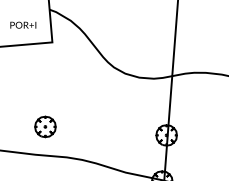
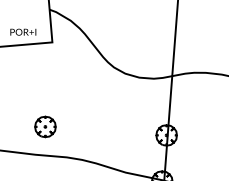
text position: (23, 24) -> (23, 31) (23, 31)
